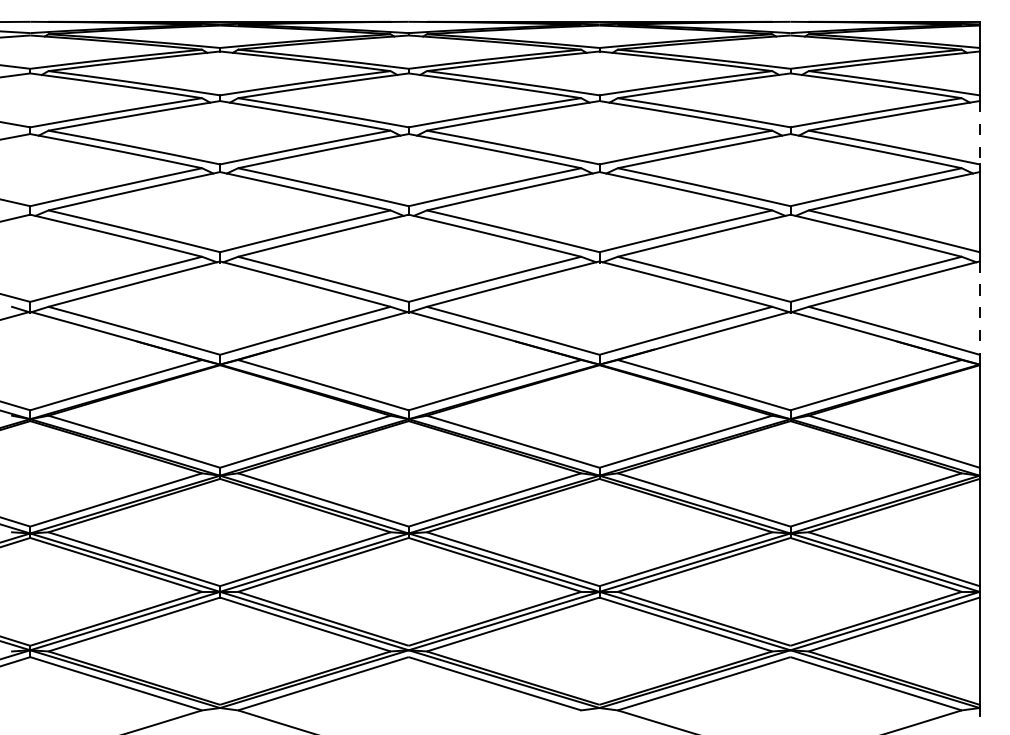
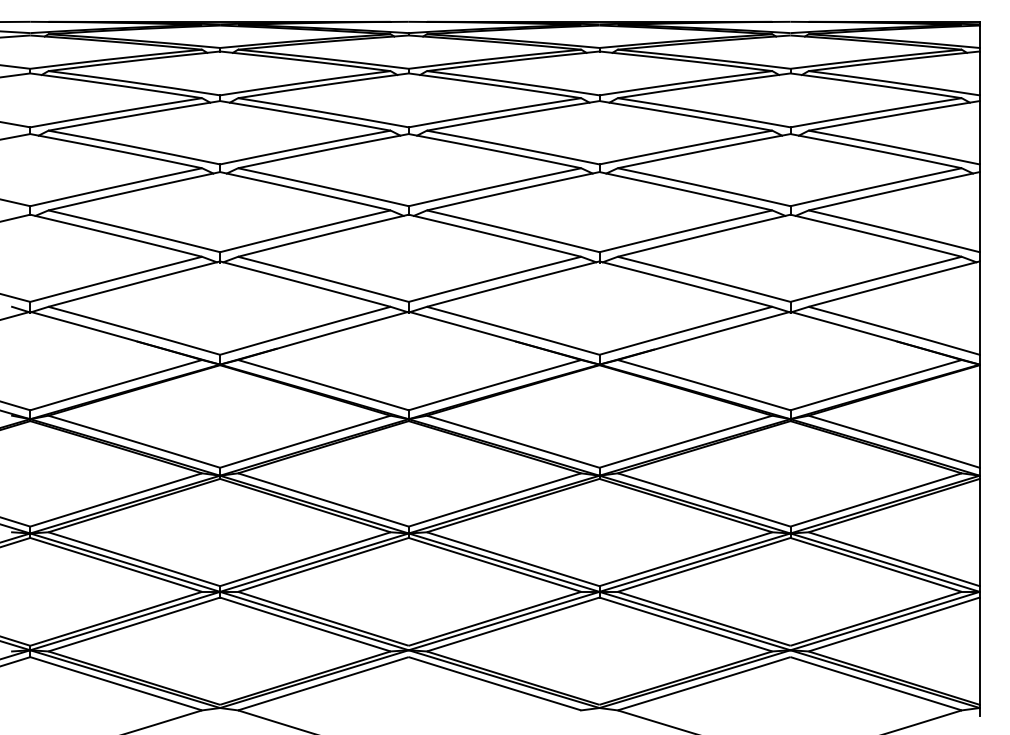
line: dashed -> solid (979, 132)
line: dashed -> solid (979, 308)
